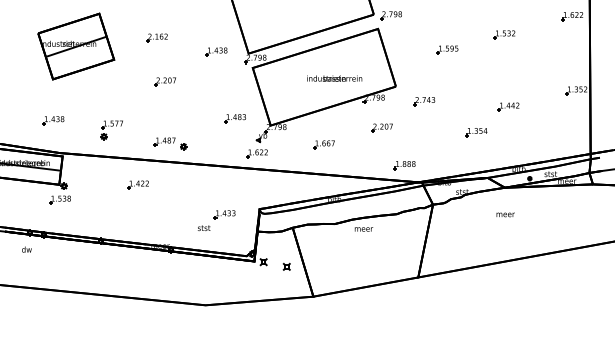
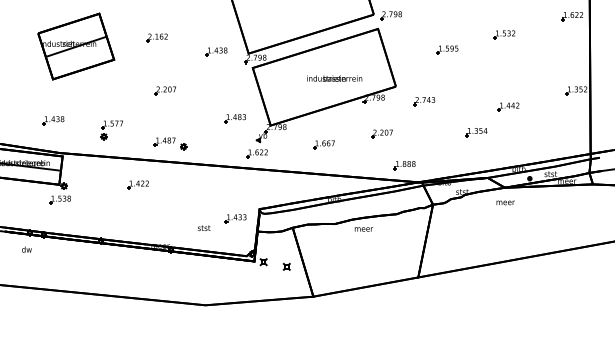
part position: (164, 81) -> (164, 90) (164, 90)
part position: (381, 127) -> (381, 133) (381, 133)
part position: (224, 214) -> (235, 218) (235, 218)
text position: (505, 214) -> (505, 202) (505, 202)
